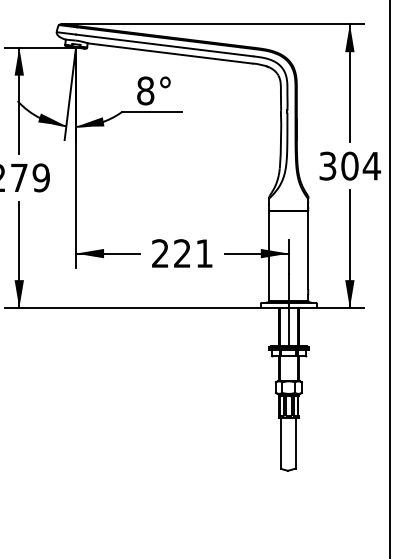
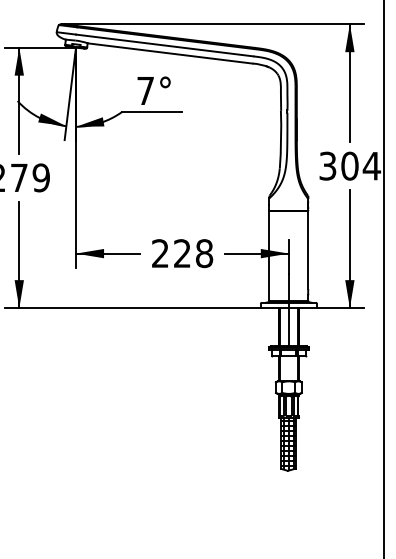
text: 8° -> 7° (145, 90)
text: 221 -> 228 (204, 253)
line position: (390, 278) -> (384, 278) (384, 278)
hatch: none -> present (288, 443)
